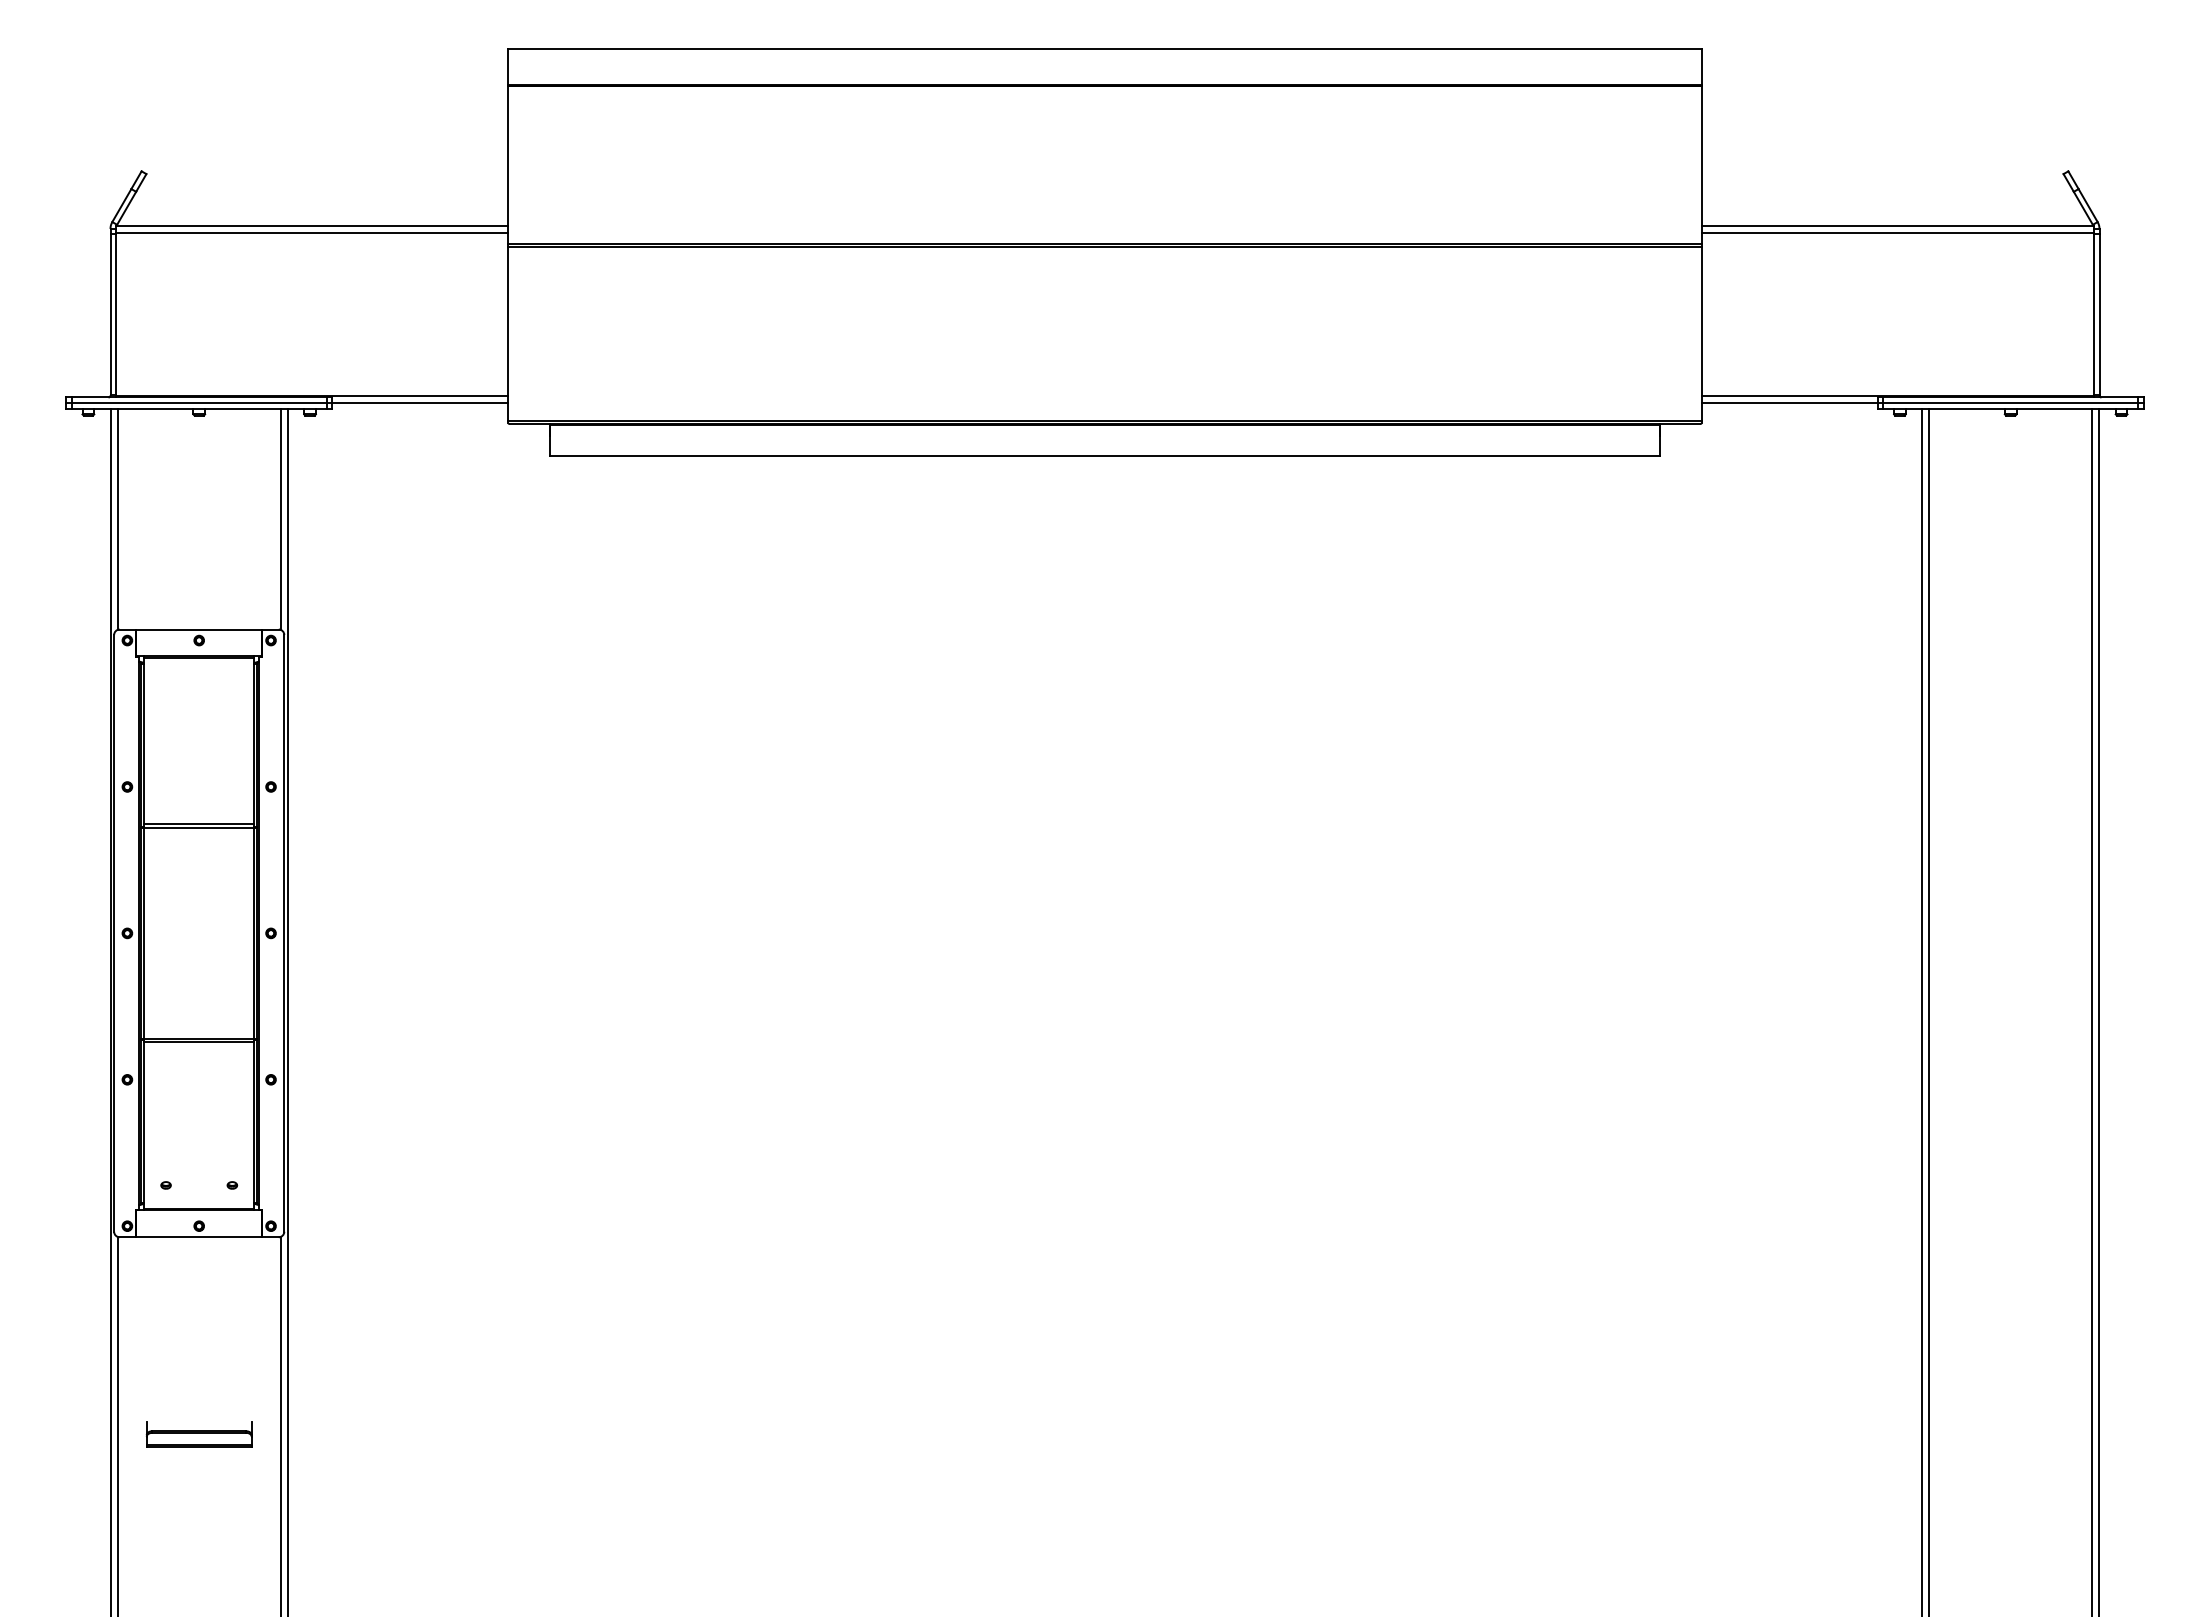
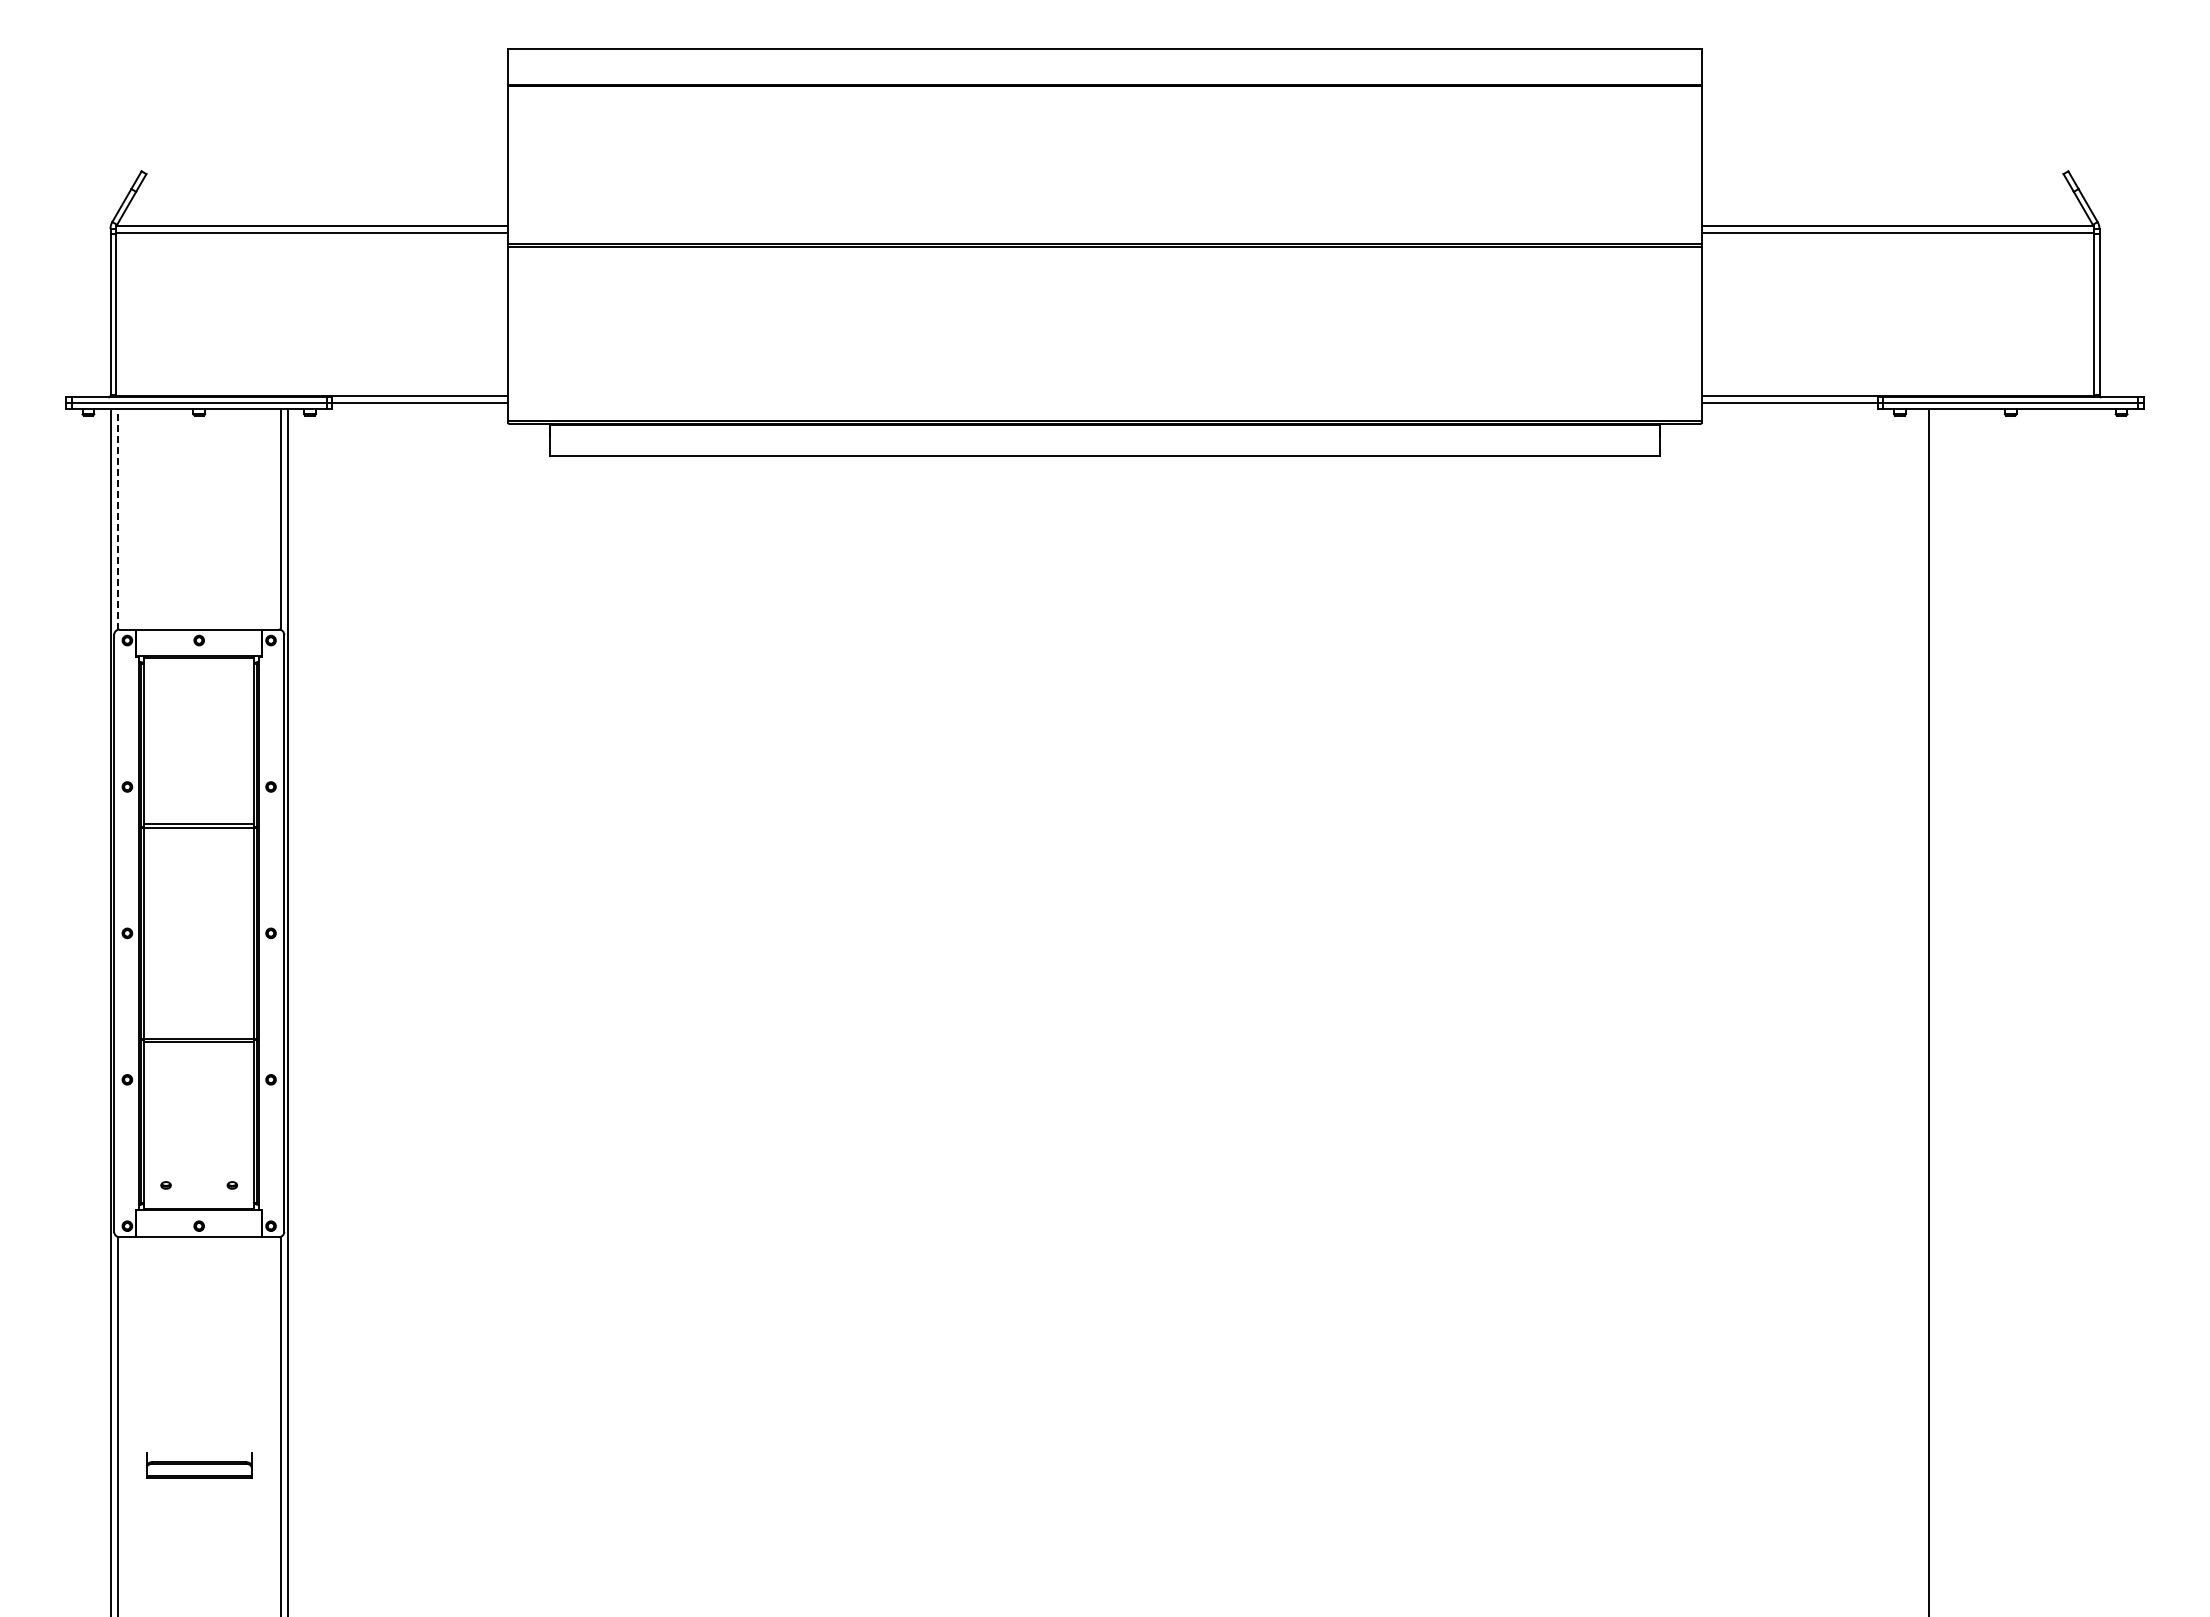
line: solid -> dashed (117, 519)
line: present -> none (1922, 1010)
line: present -> none (2092, 1010)
line: present -> none (2099, 1010)
part position: (198, 1434) -> (198, 1465) (198, 1465)
